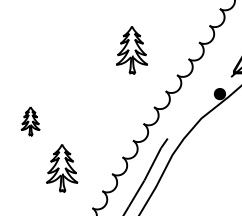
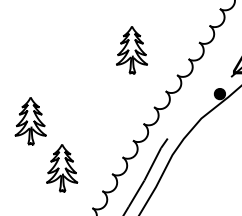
part size: 21x31 px -> 33x49 px (30, 121)
